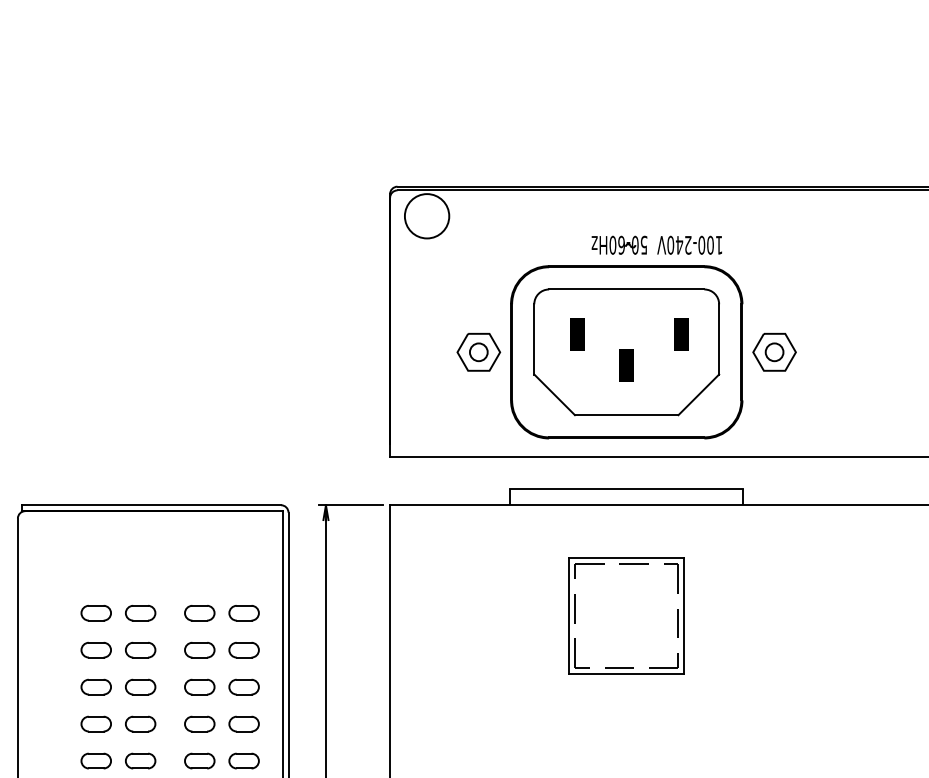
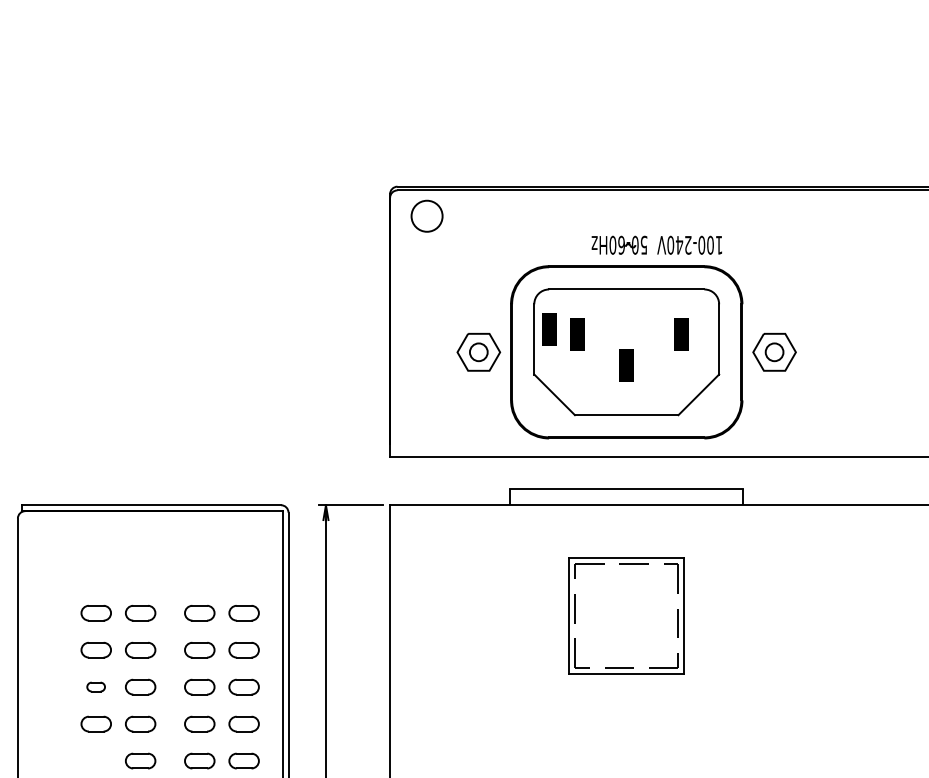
circle diameter: 44 px -> 31 px (426, 215)
line: none -> present (549, 329)
part size: 32x18 px -> 20x12 px (95, 686)
part: present -> none (95, 760)
